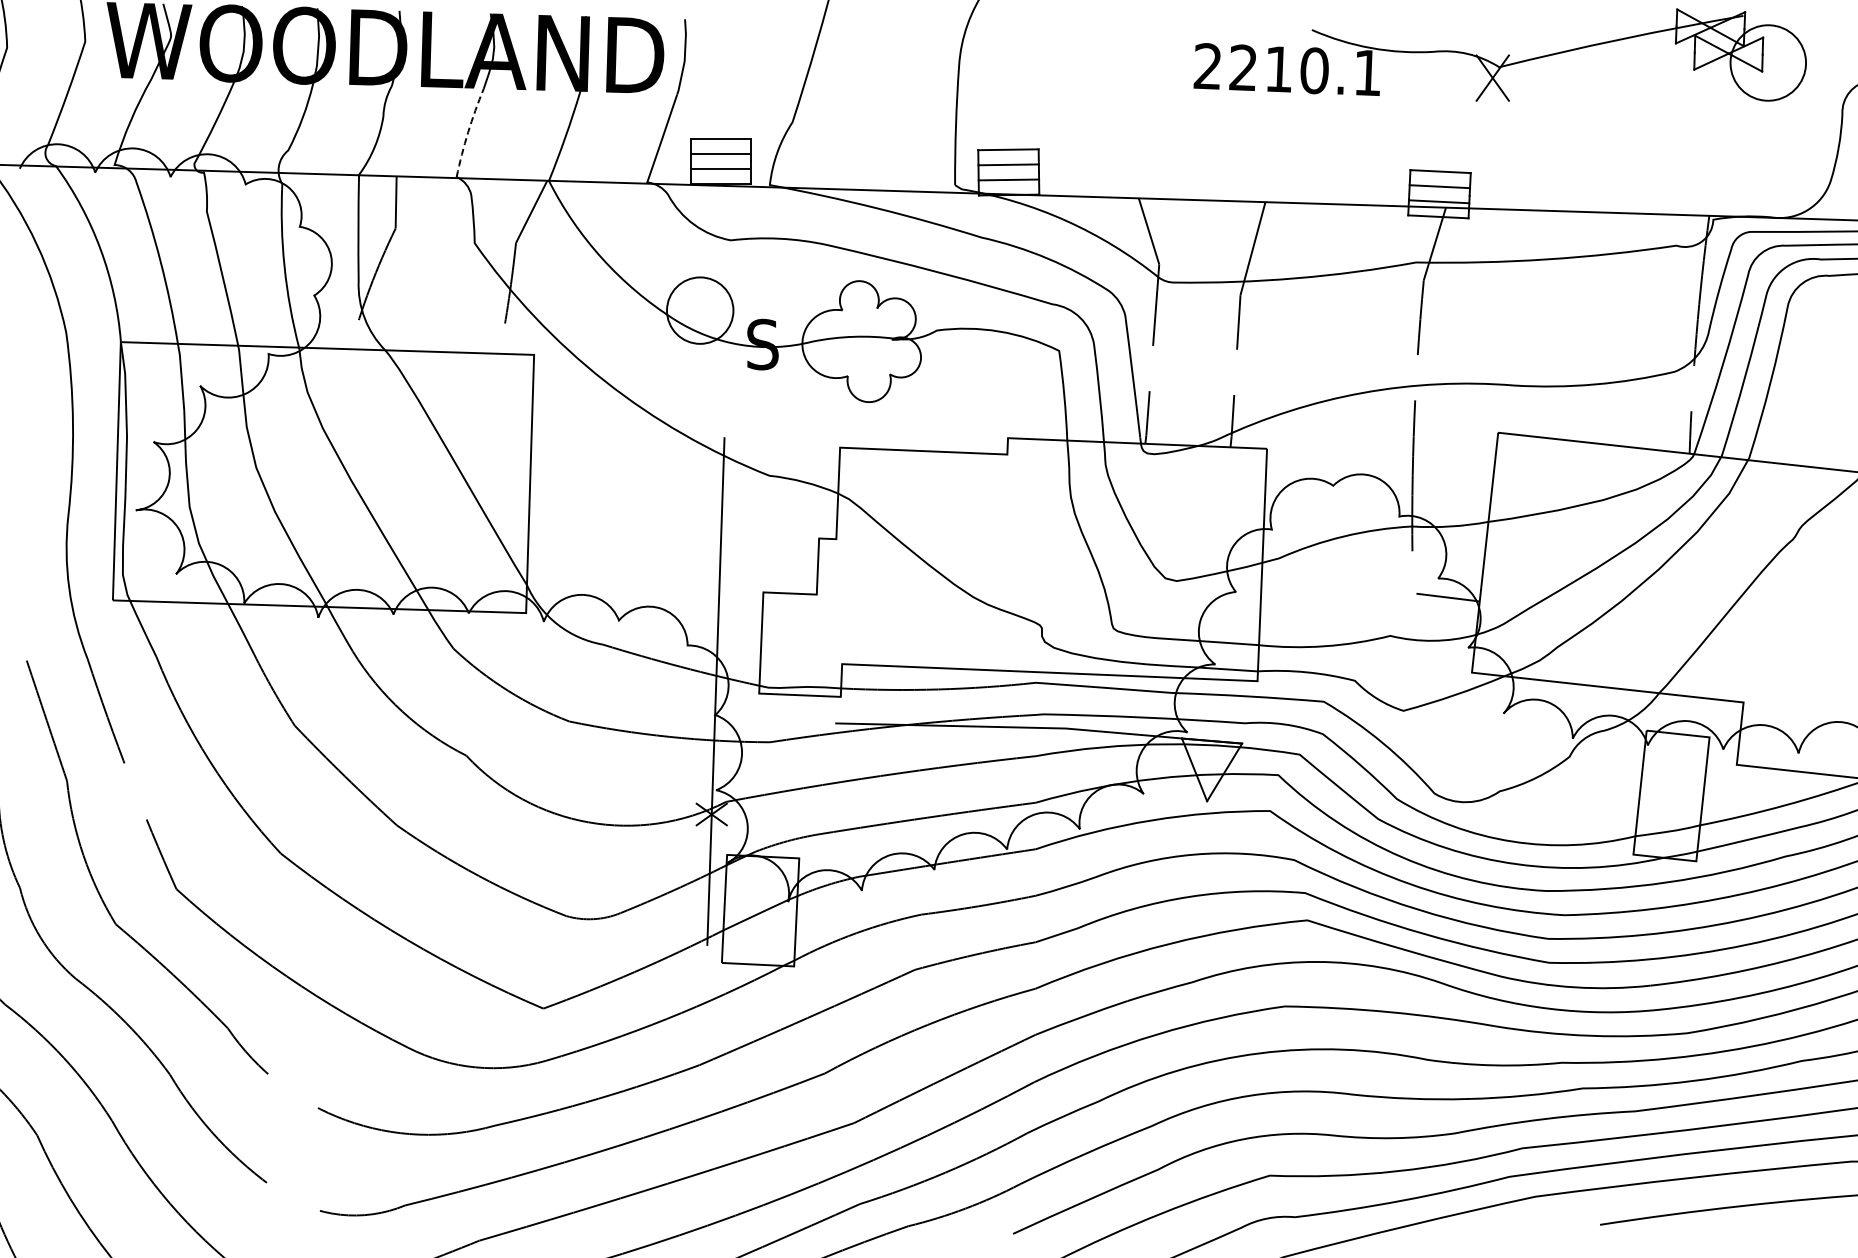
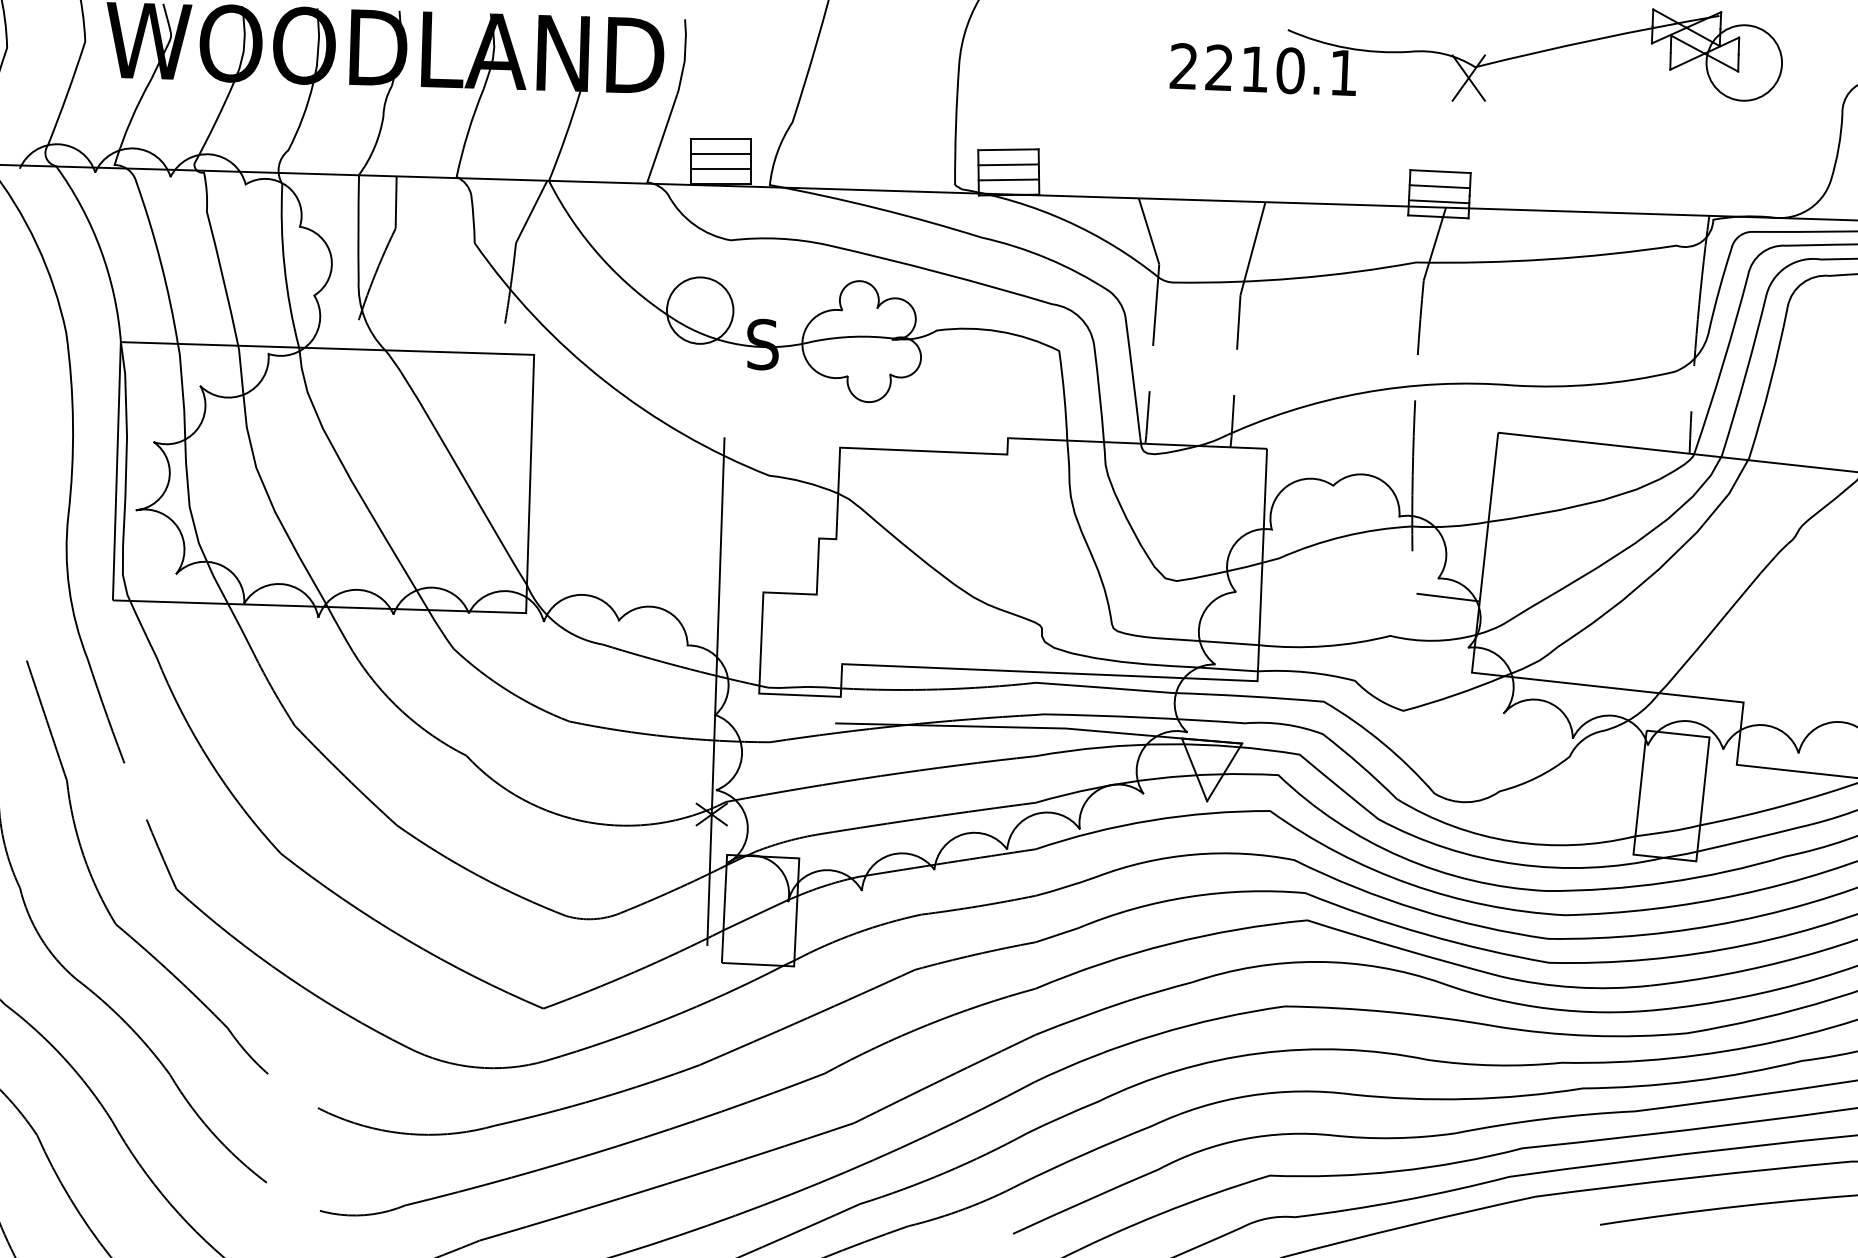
part position: (1504, 59) -> (1480, 59) (1480, 59)
line: dashed -> solid (468, 132)
